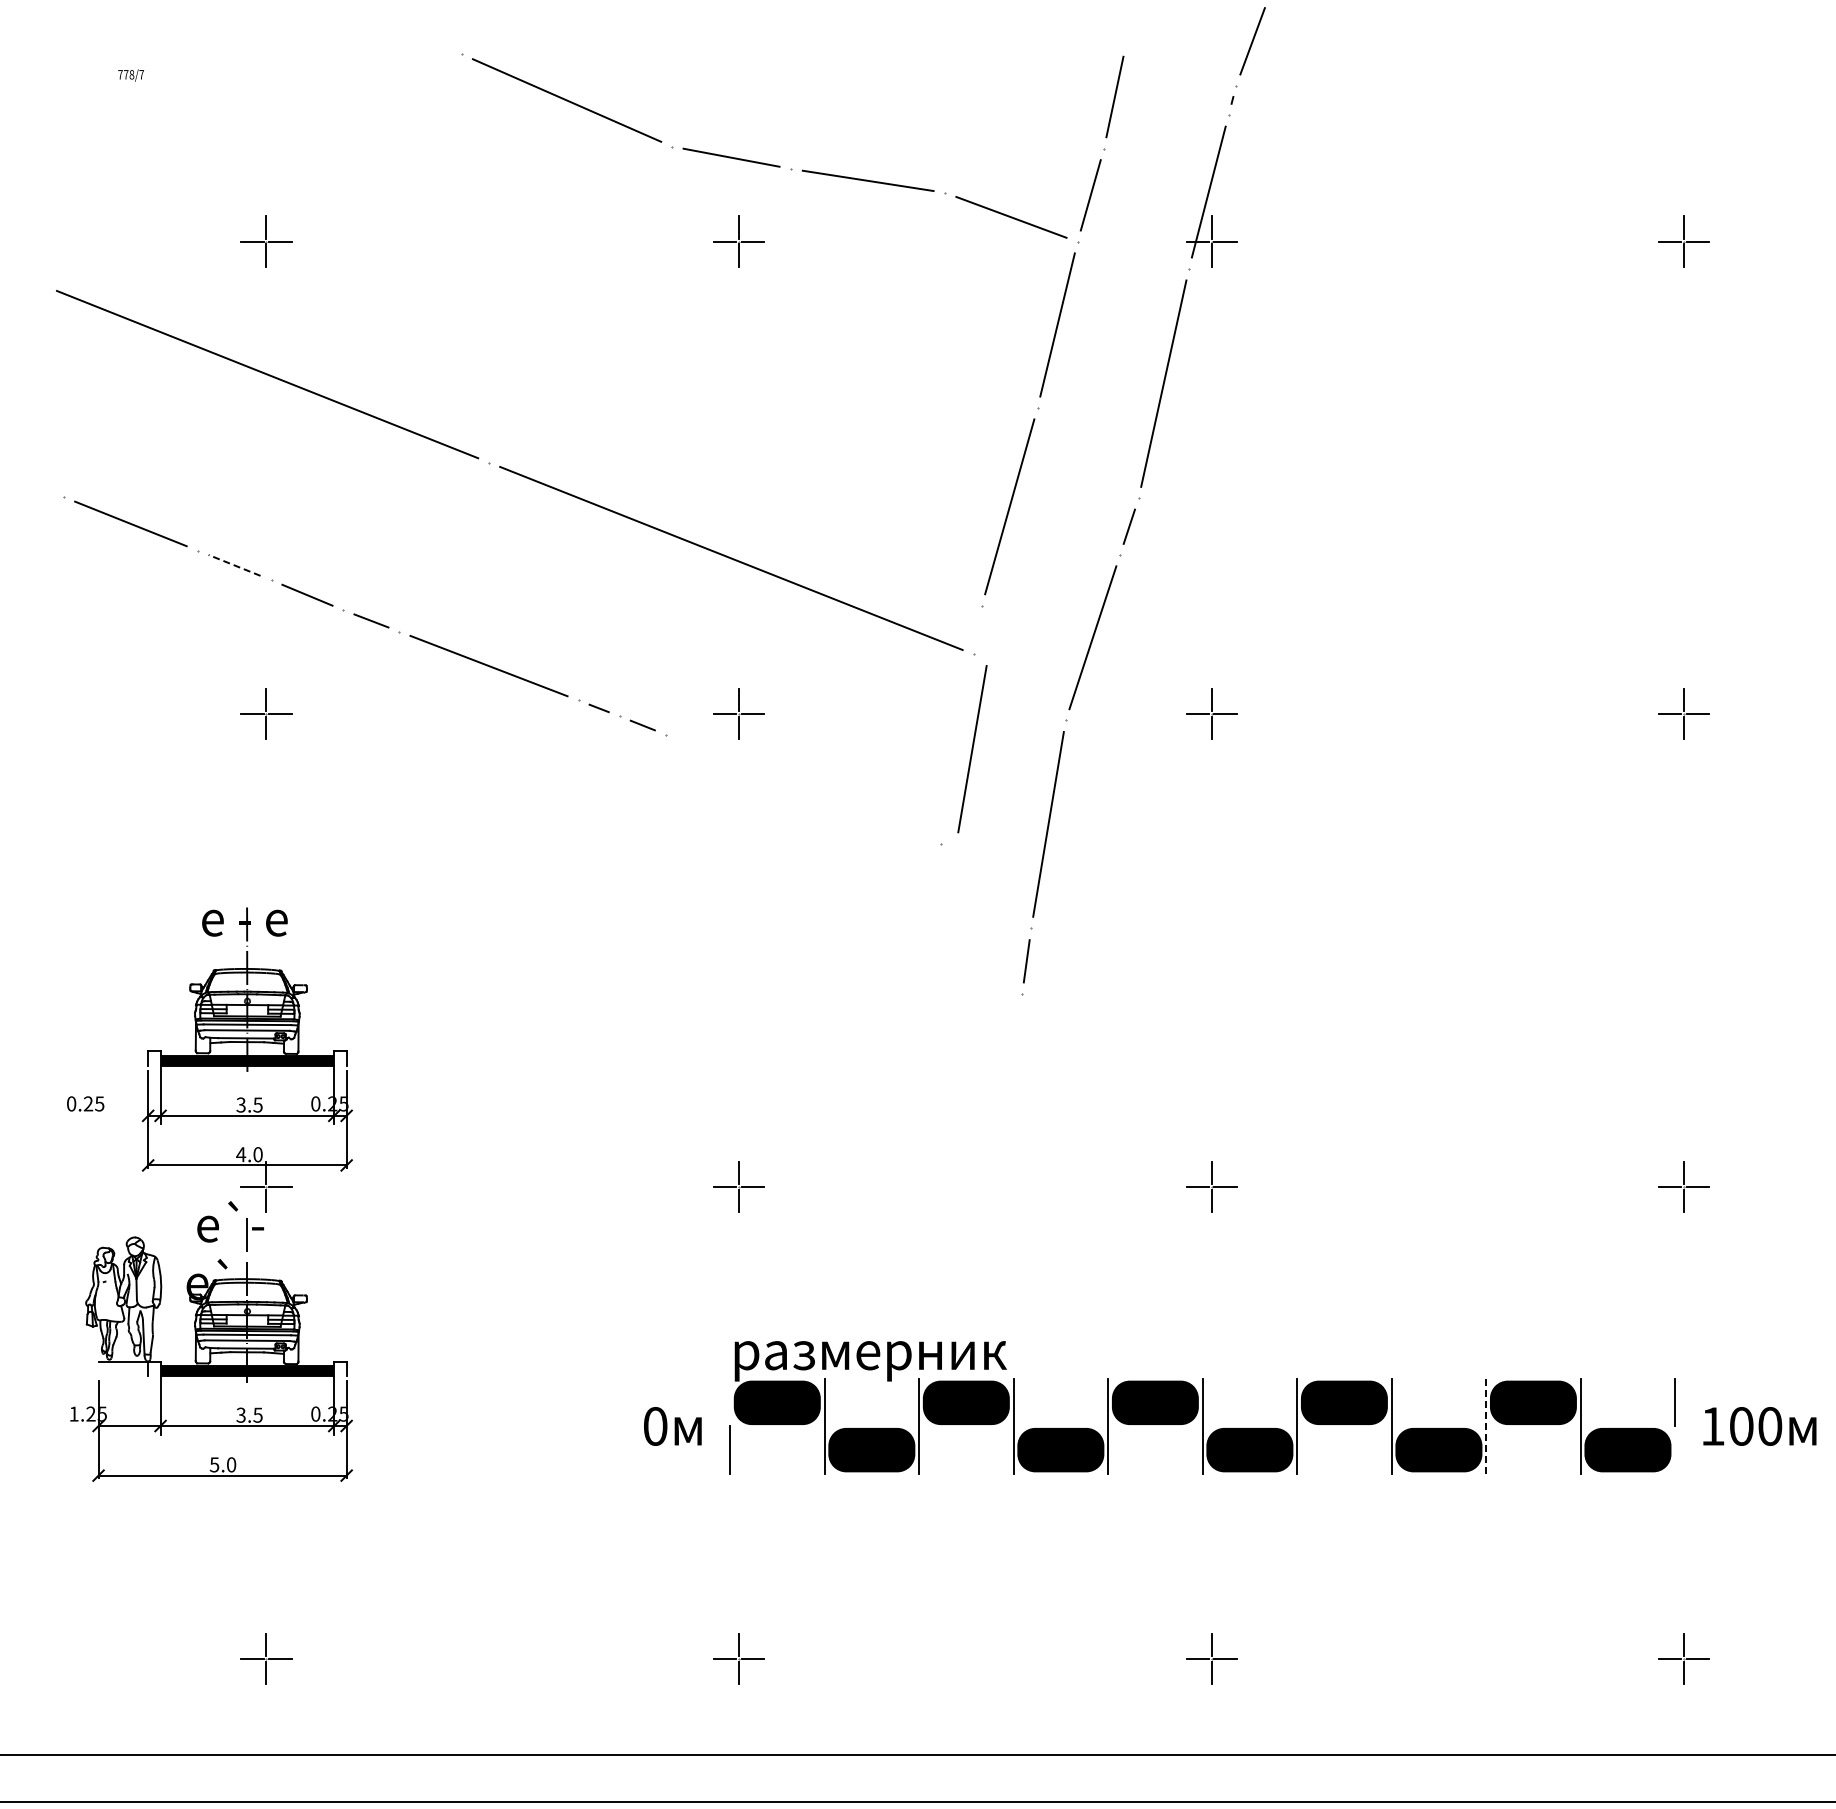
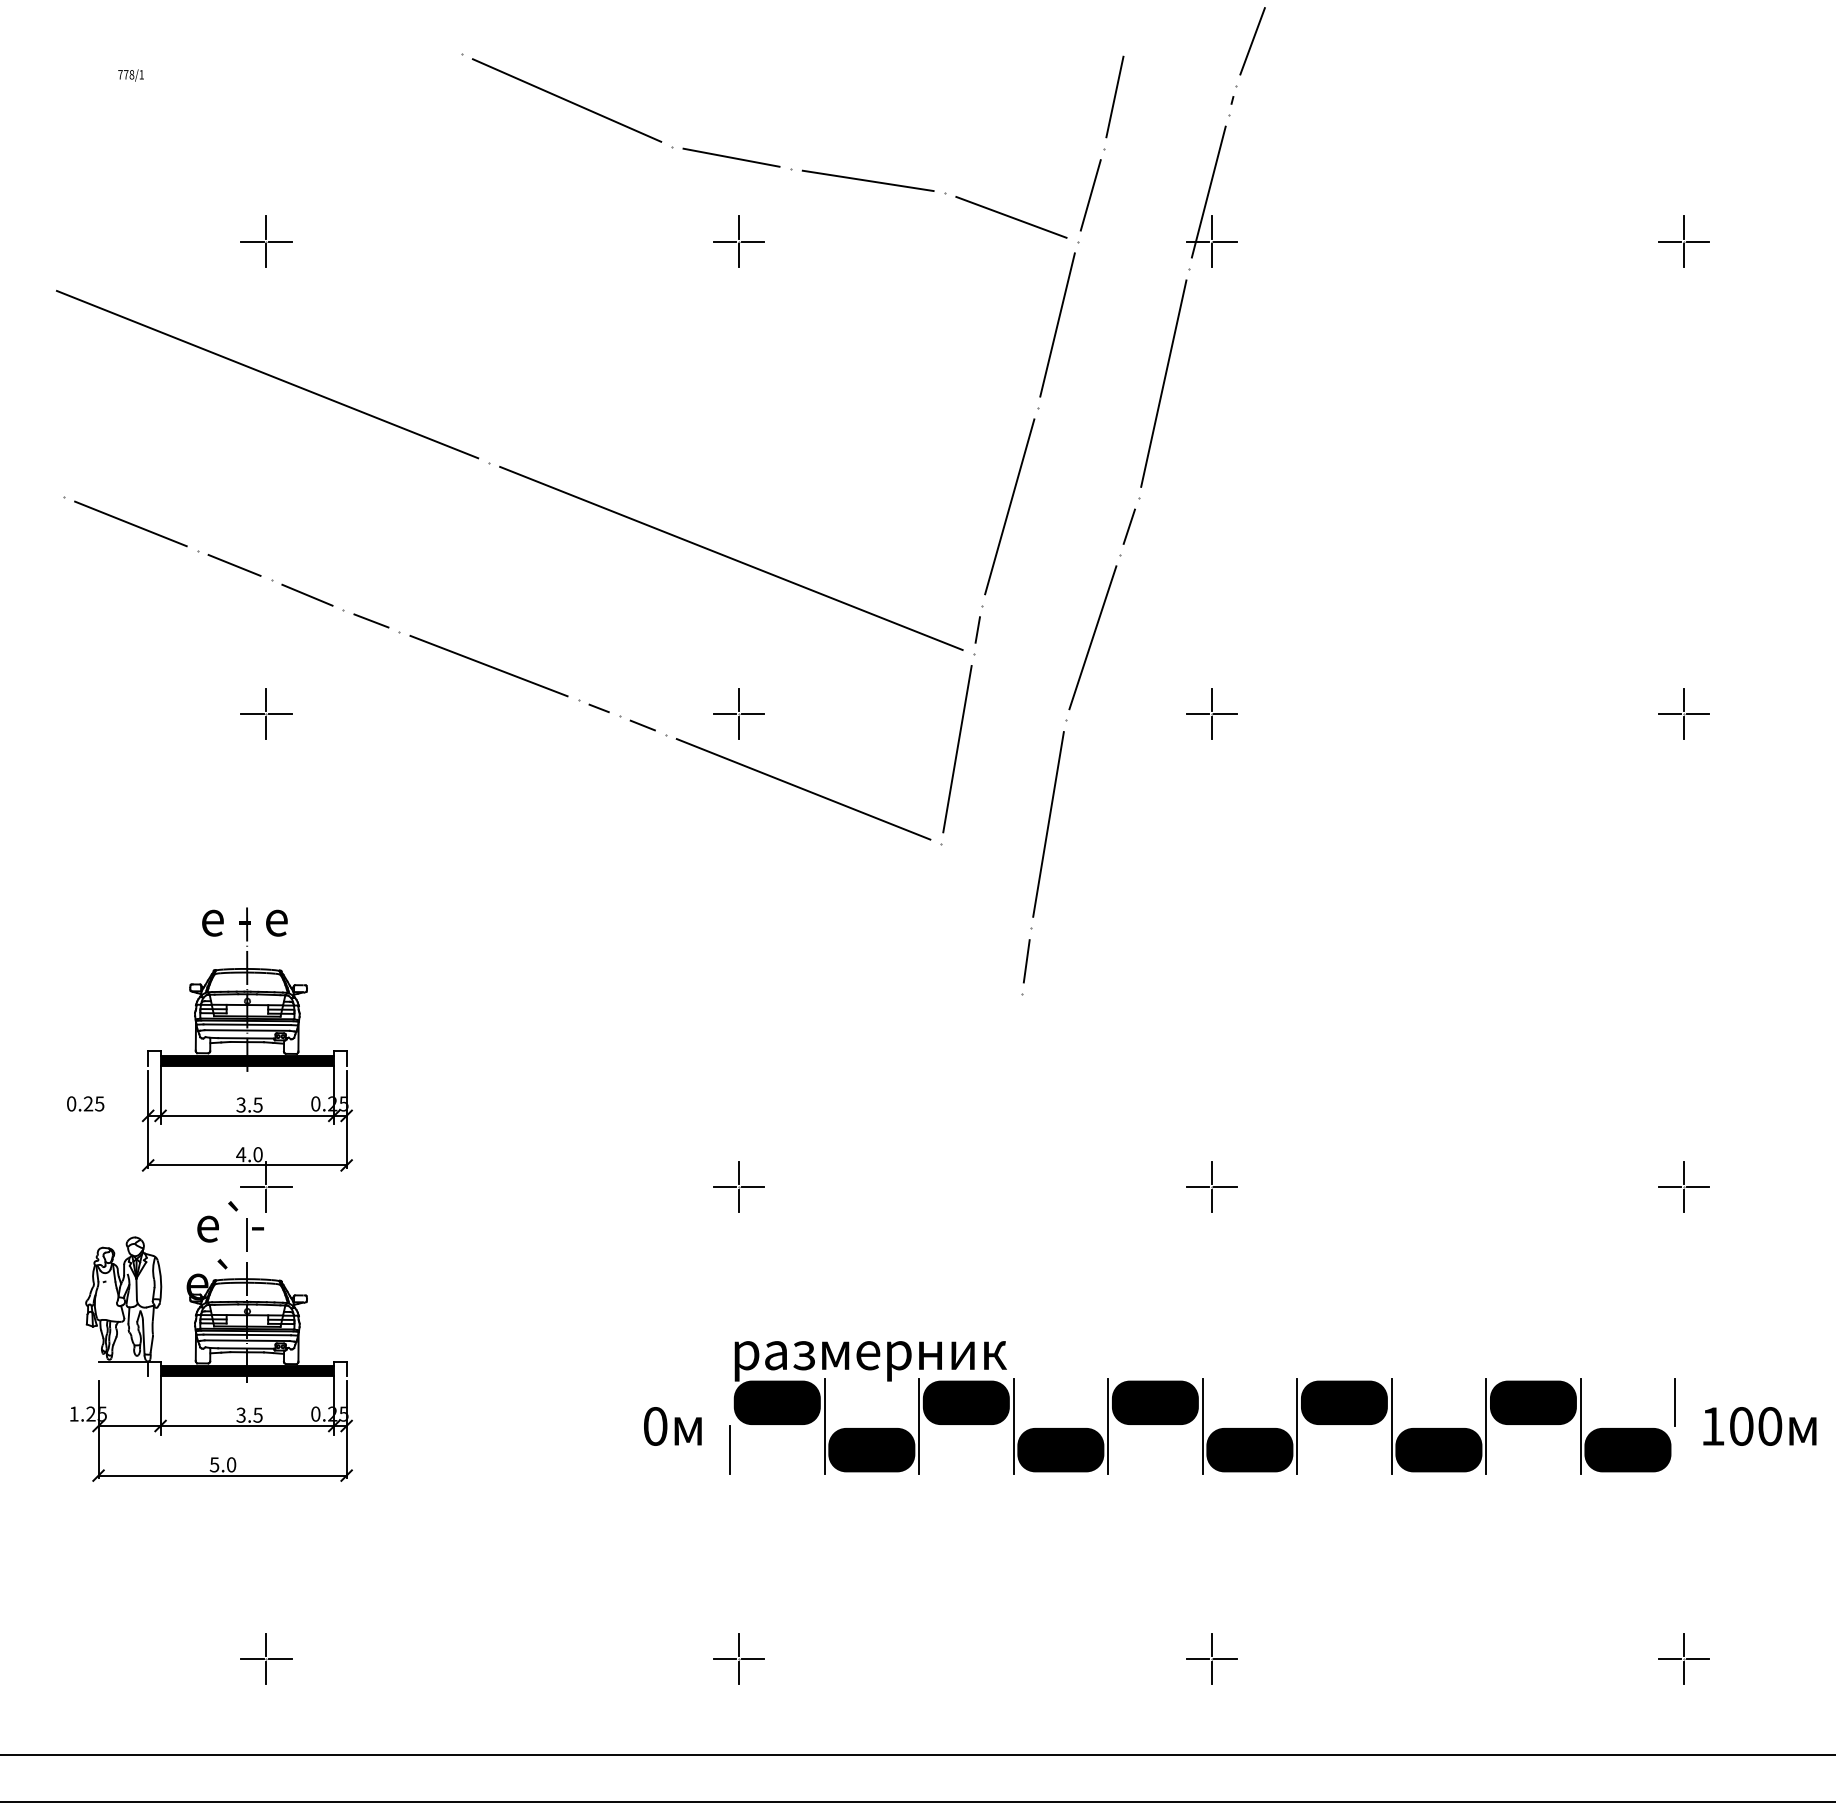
text: 778/7 -> 778/1 (141, 74)
line: dashed -> solid (234, 565)
line: none -> present (977, 629)
line position: (972, 749) -> (957, 749) (957, 749)
line: none -> present (803, 789)
line: dashed -> solid (1486, 1426)
